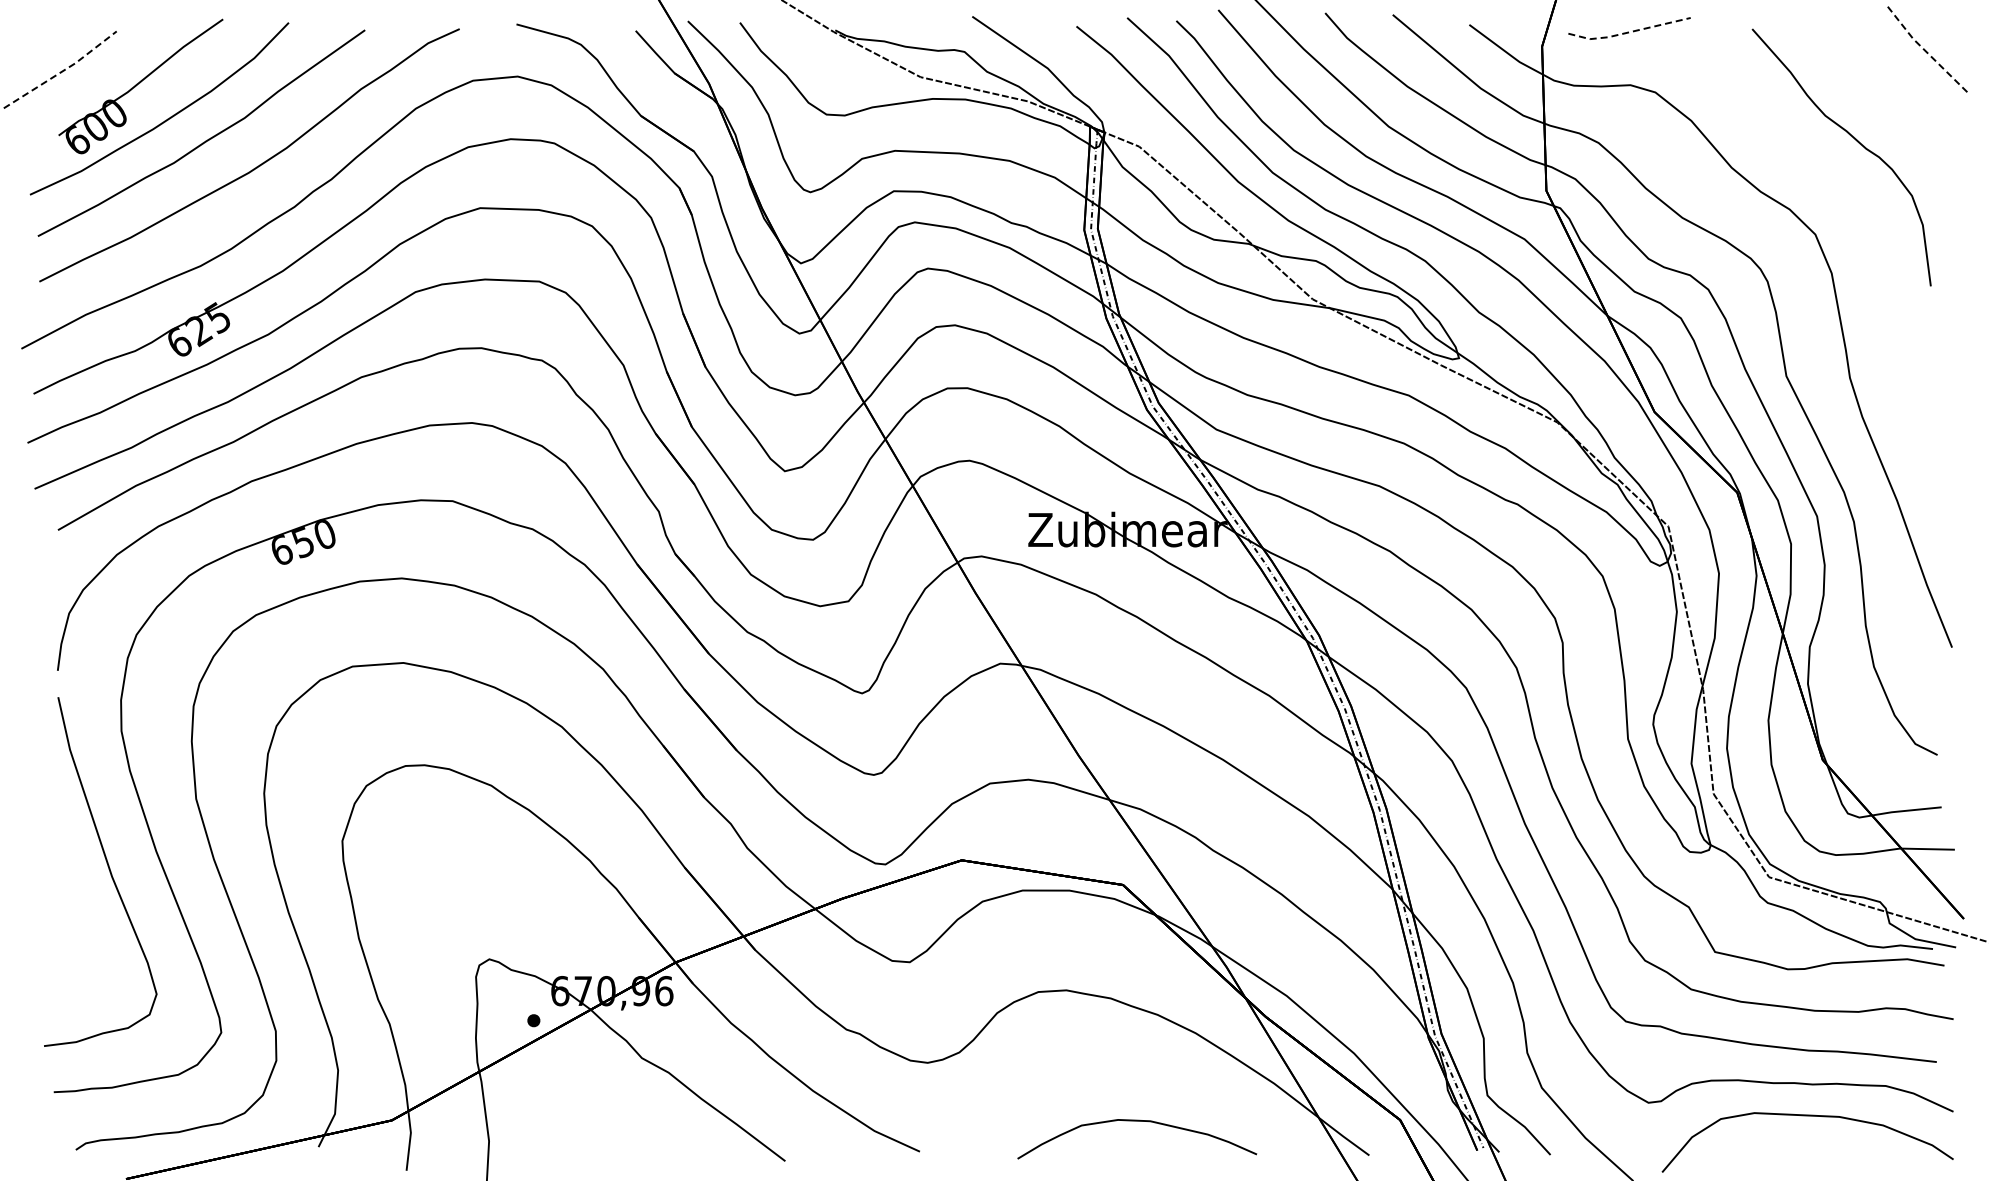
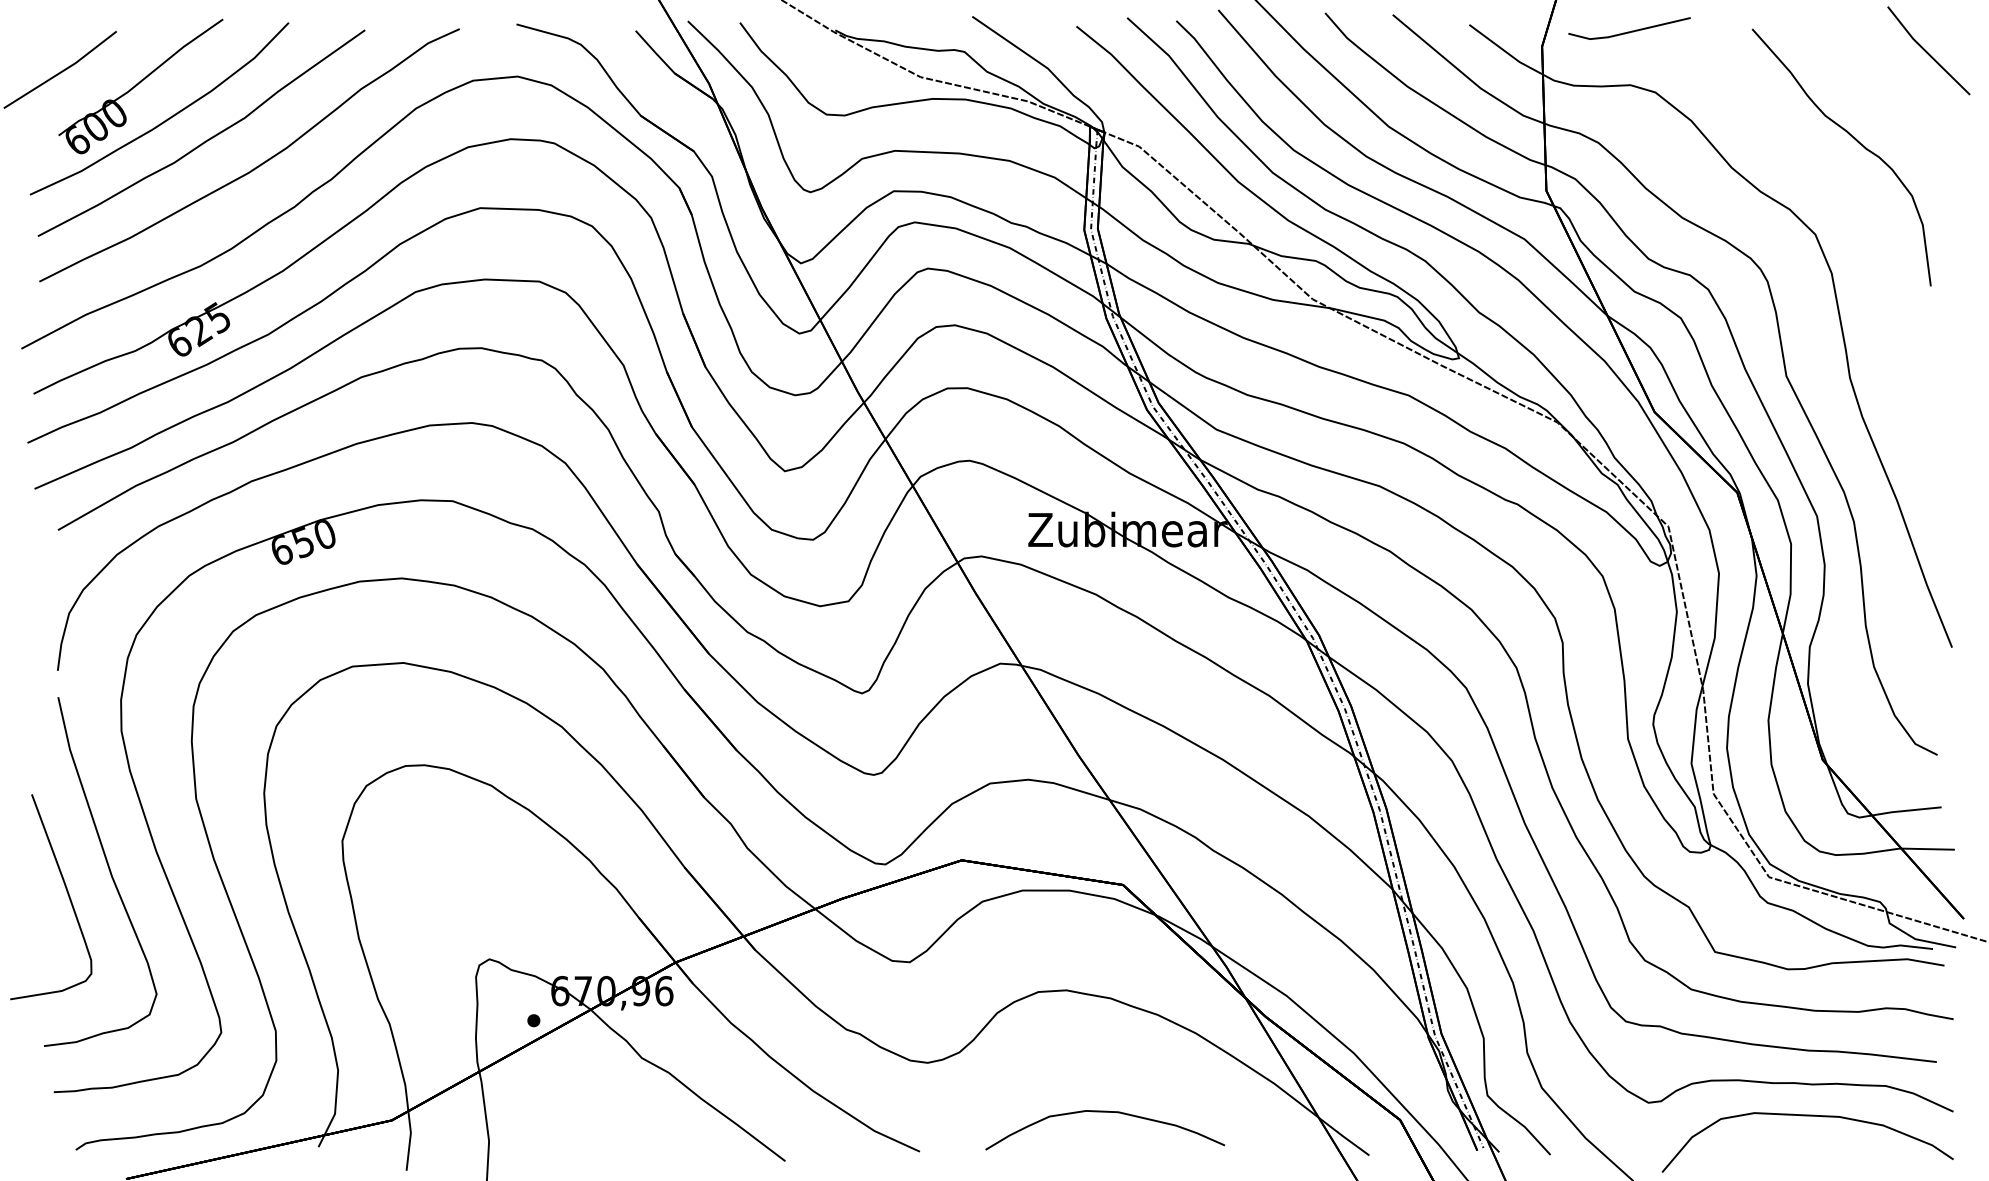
line: dashed -> solid (1628, 32)
line: dashed -> solid (1926, 52)
line: dashed -> solid (62, 71)
curve: none -> present (65, 889)
curve position: (1137, 1121) -> (1105, 1112) (1105, 1112)
